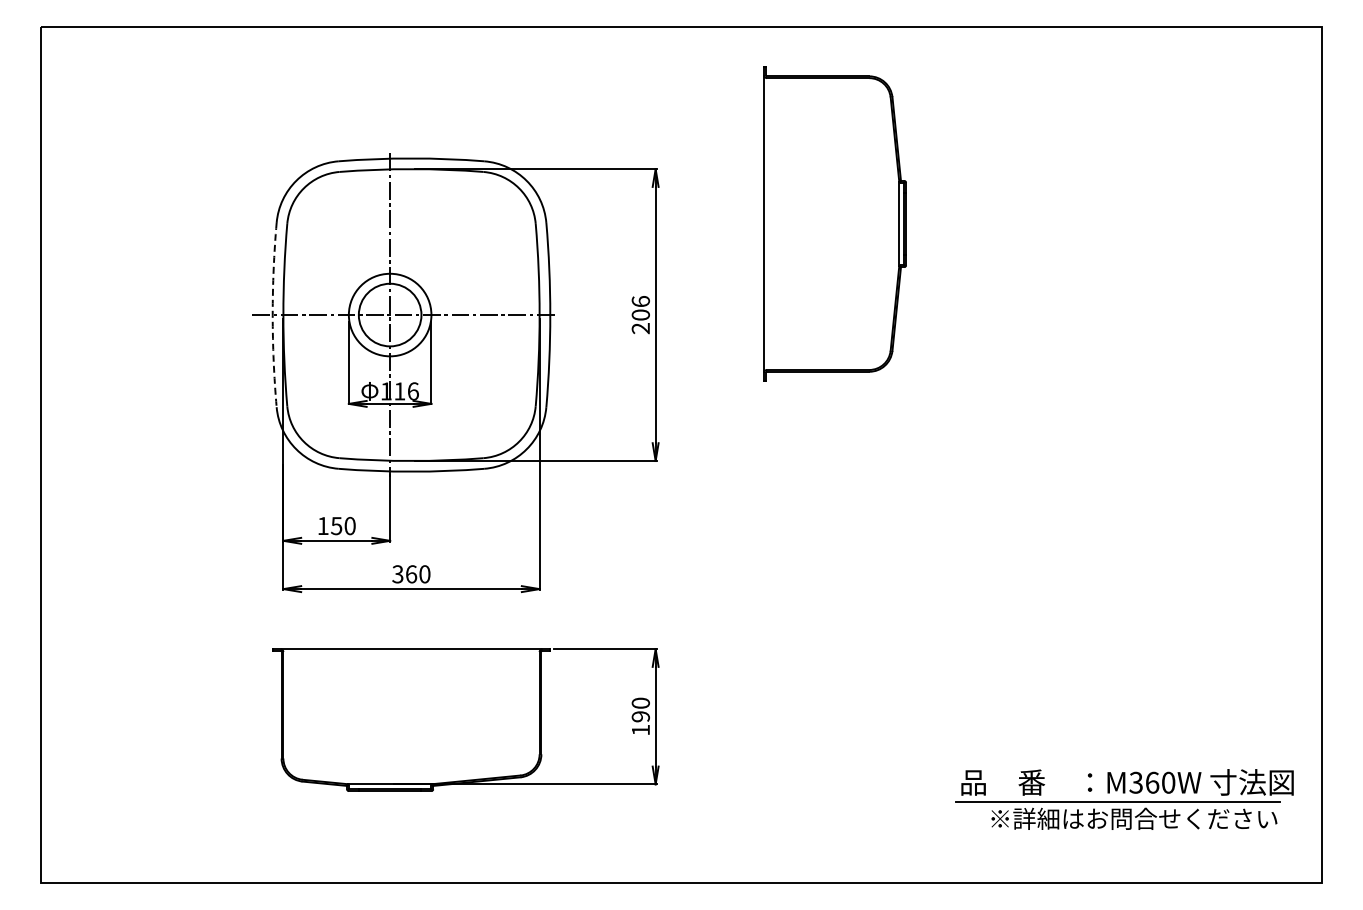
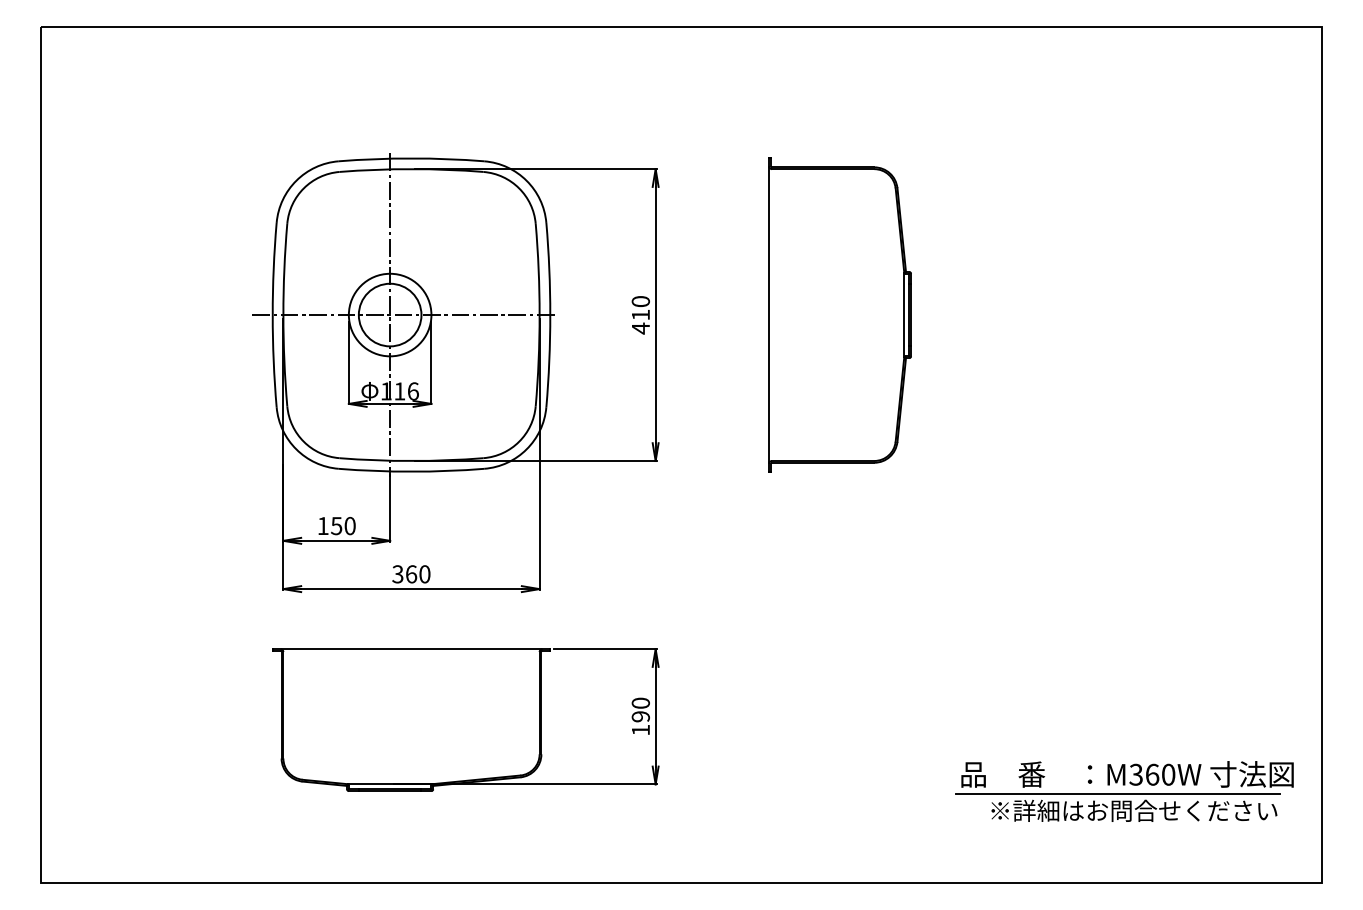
part position: (834, 223) -> (839, 314) (839, 314)
arc: dashed -> solid (272, 315)
text: 206 -> 410 (640, 315)
part position: (1124, 799) -> (1124, 791) (1124, 791)
